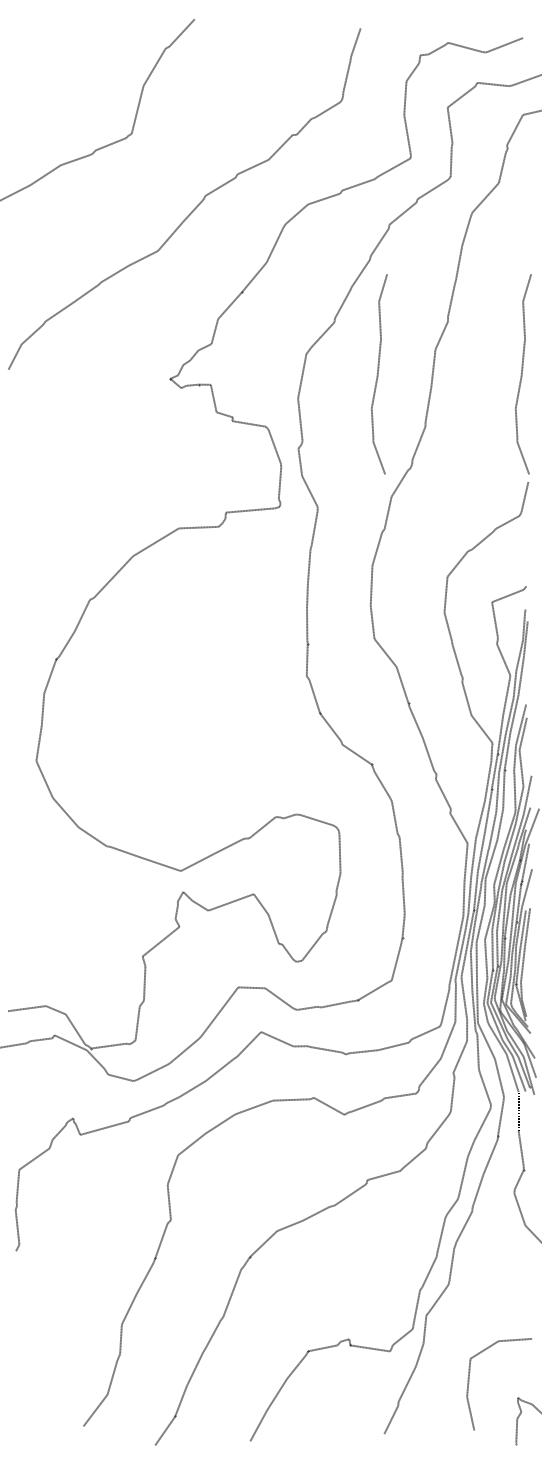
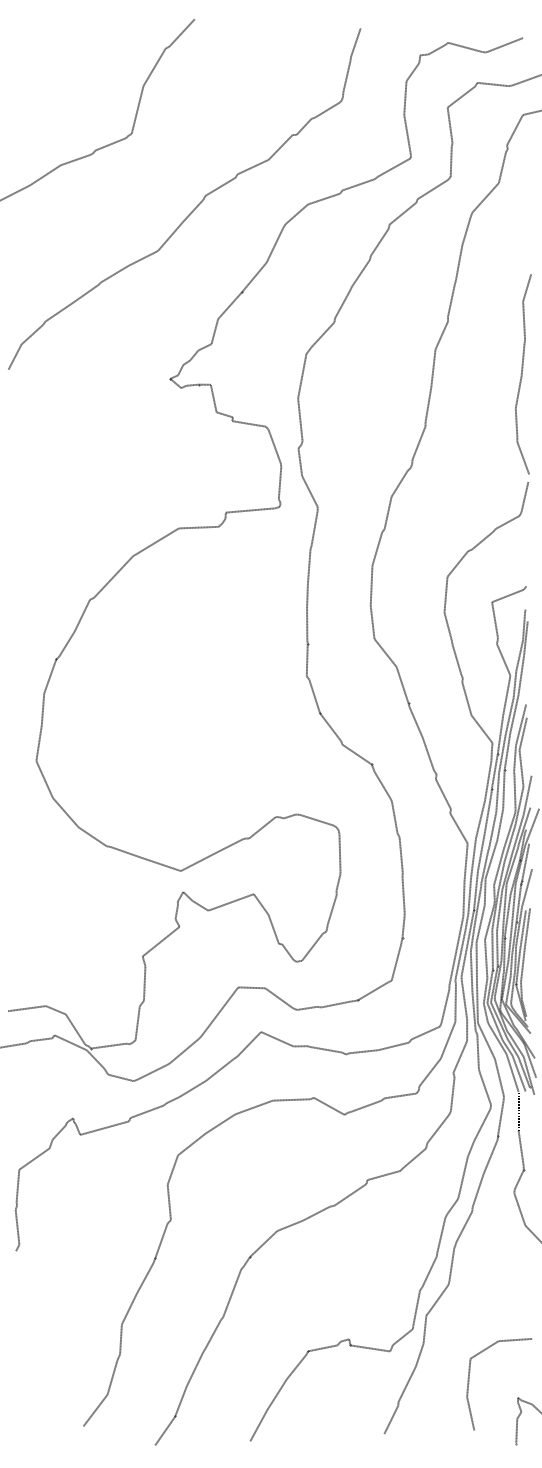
curve: present -> none (378, 374)
